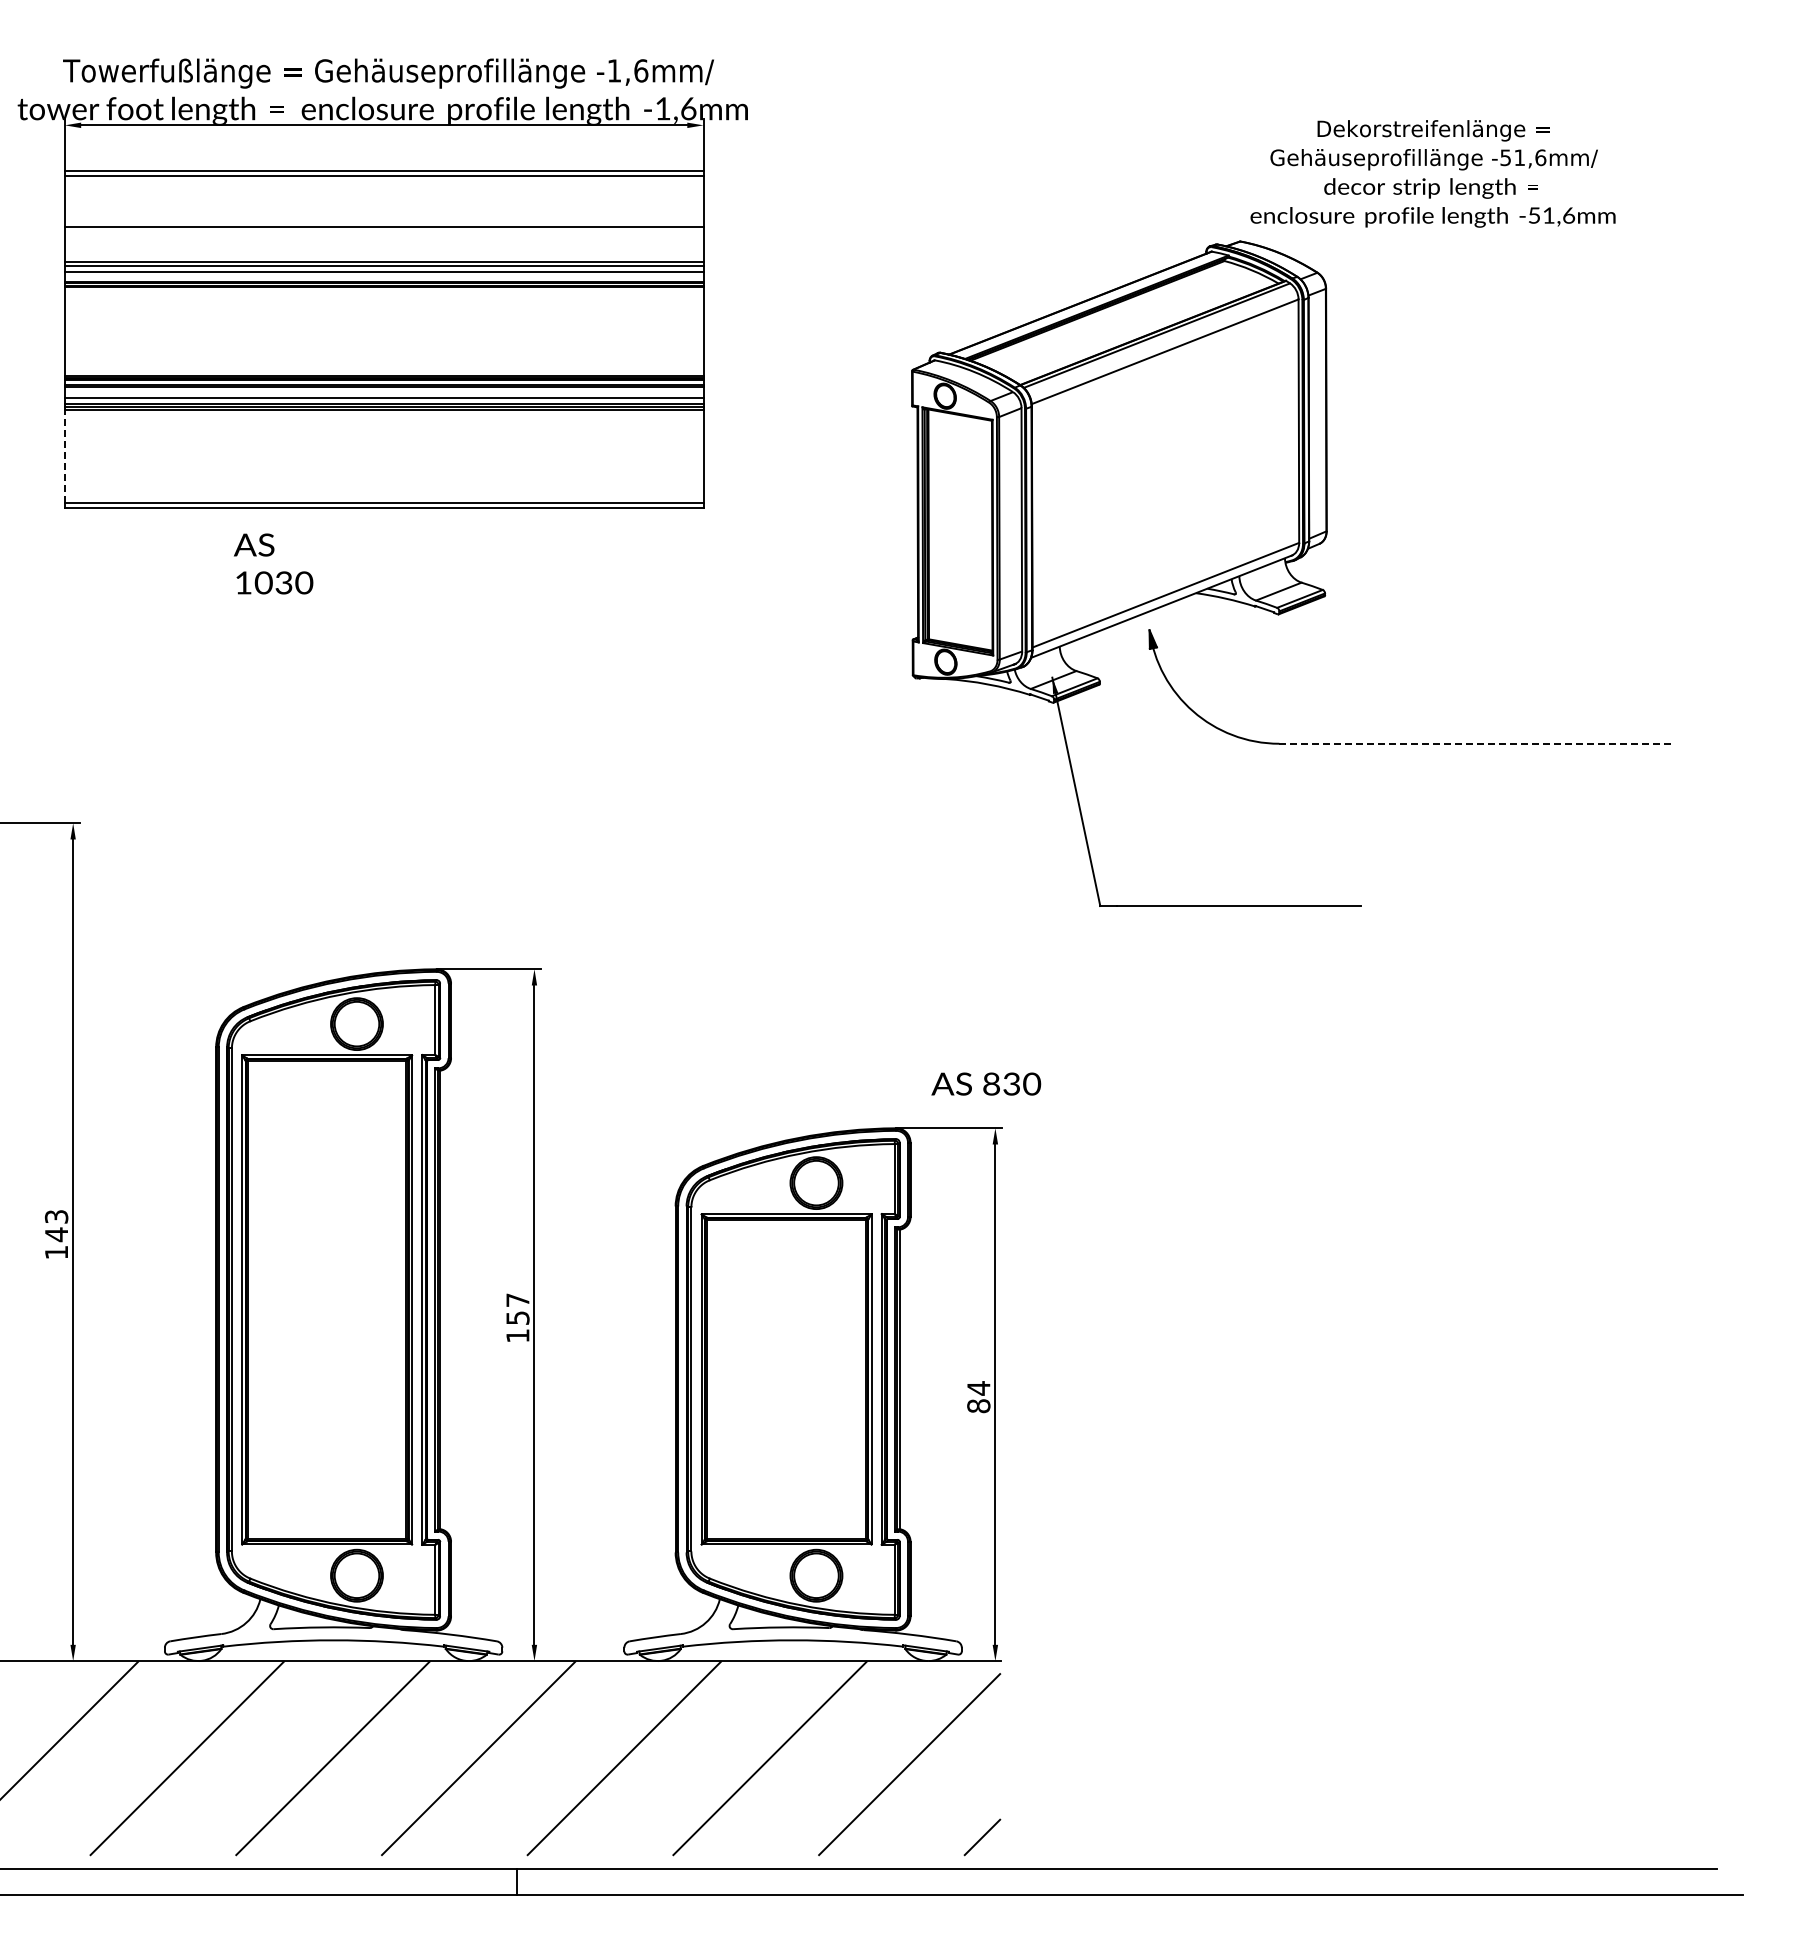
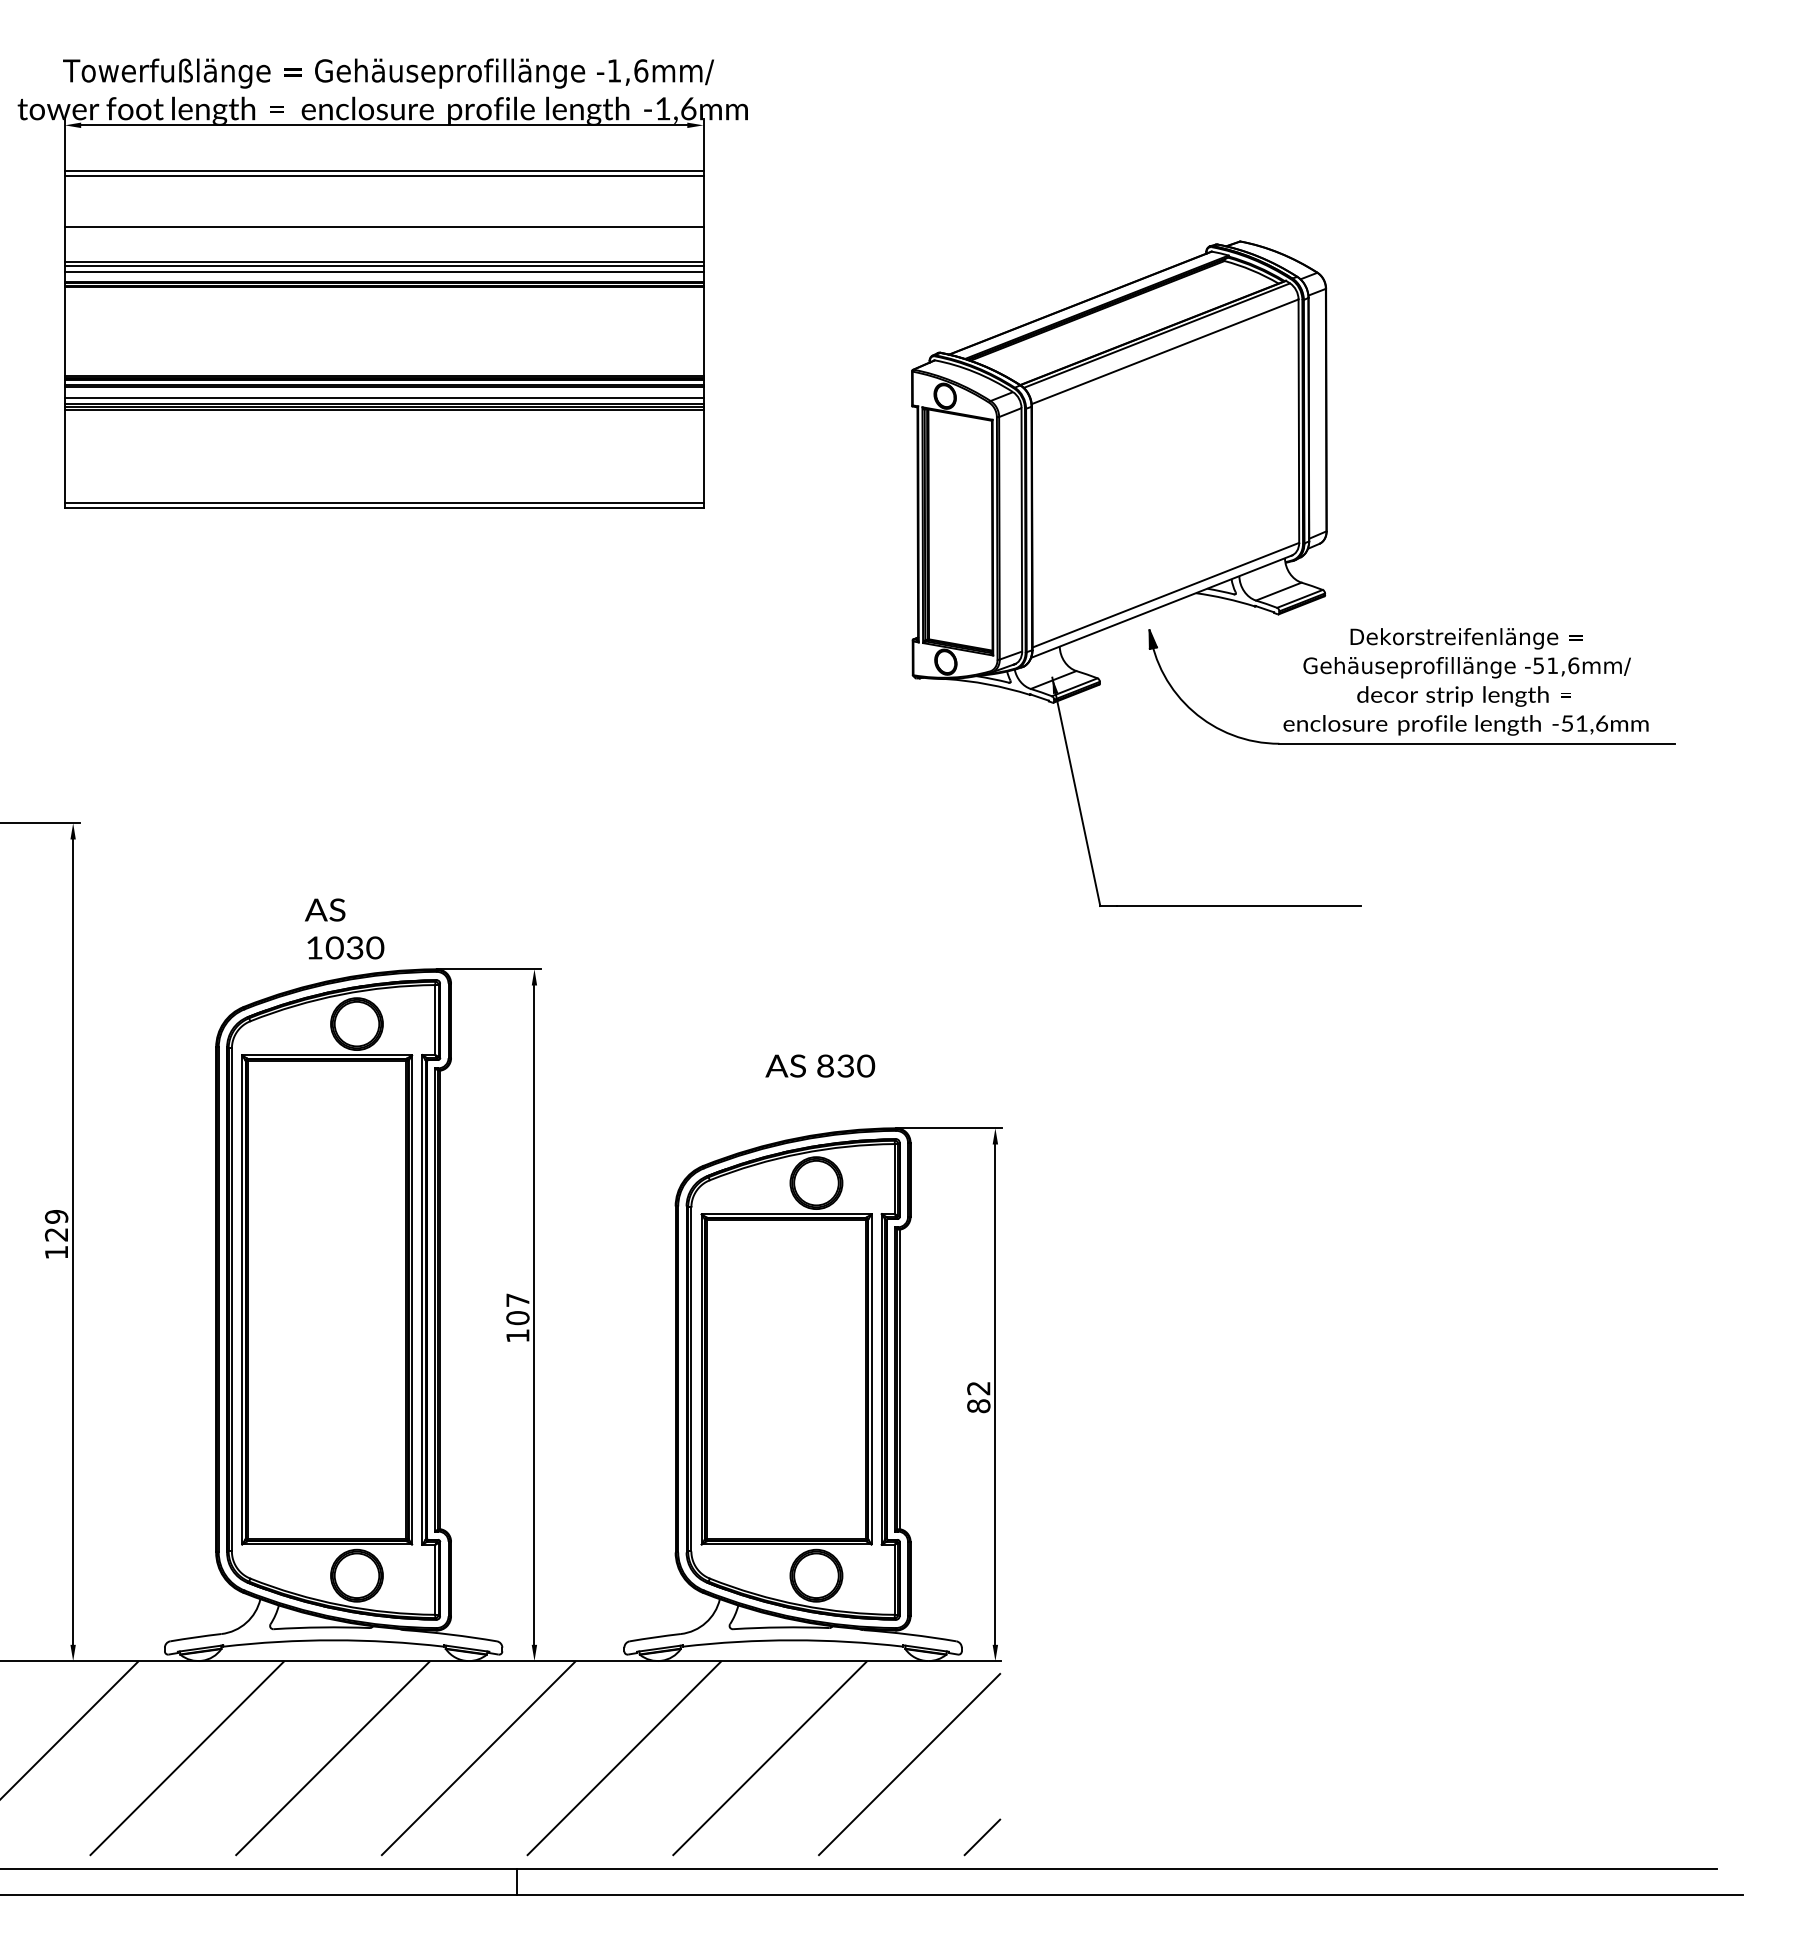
text position: (1432, 173) -> (1465, 681) (1465, 681)
line: dashed -> solid (64, 455)
text position: (273, 563) -> (344, 928) (344, 928)
line: dashed -> solid (1477, 743)
text position: (986, 1083) -> (820, 1065) (820, 1065)
text: 143 -> 129 (56, 1226)
text: 157 -> 107 (517, 1318)
text: 84 -> 82 (978, 1388)
